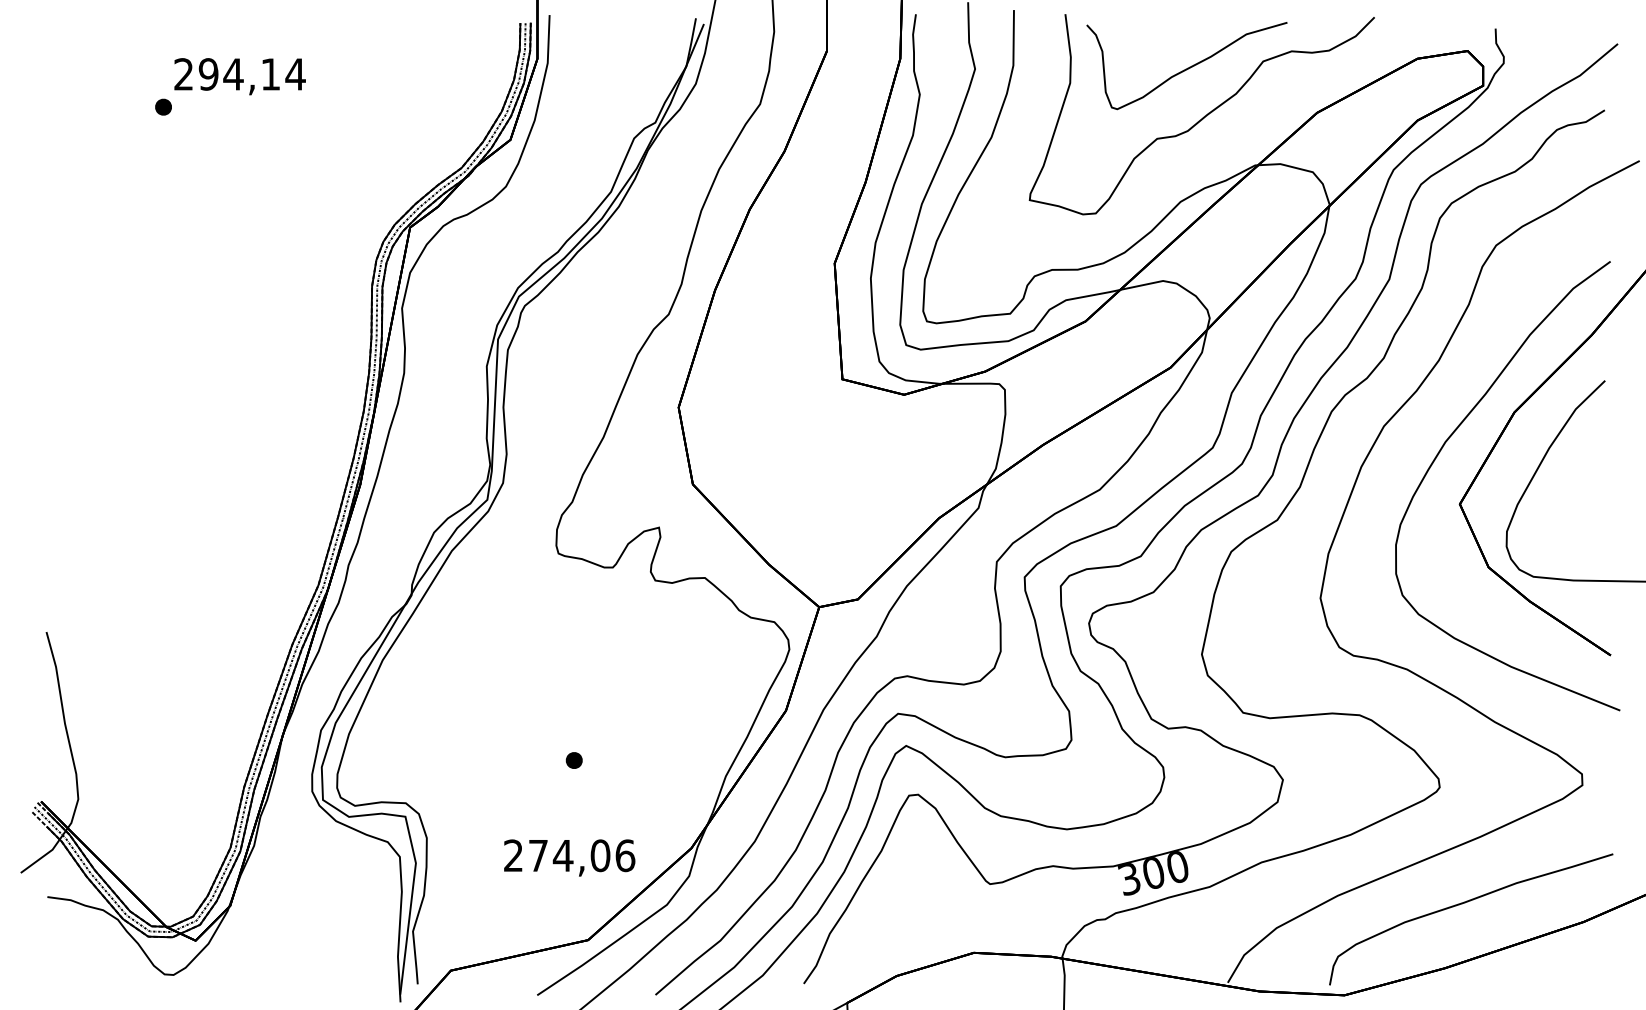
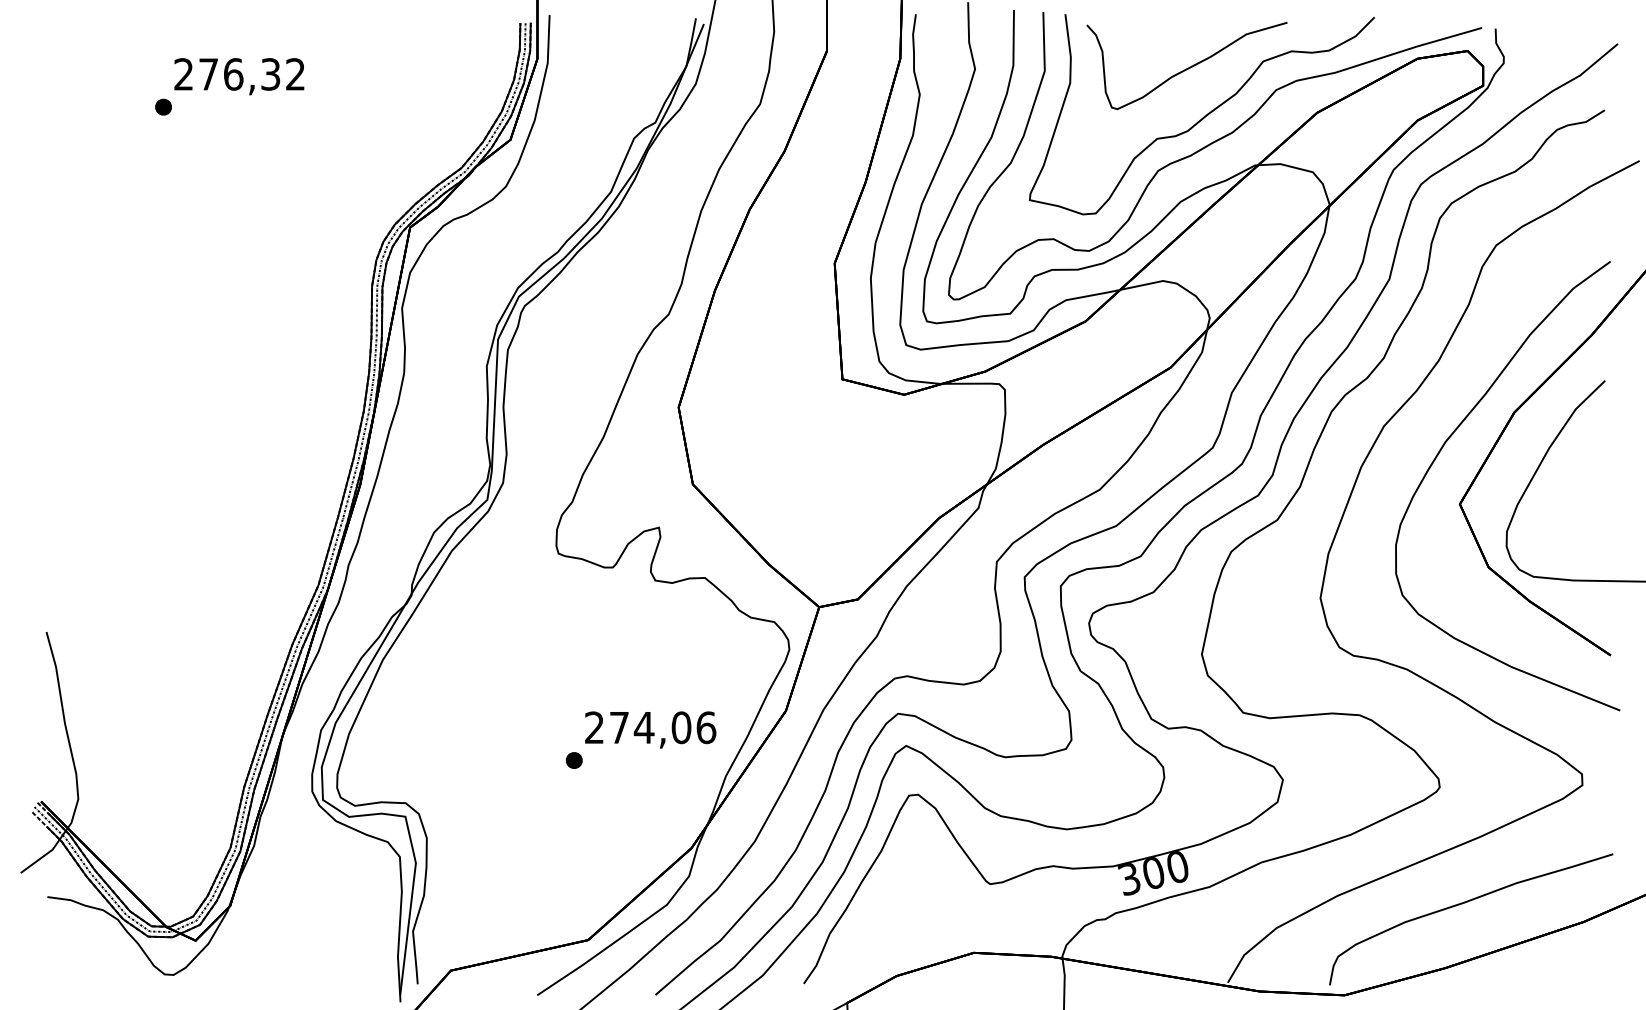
text: 294,14 -> 276,32 (251, 74)
curve: none -> present (1210, 145)
text position: (569, 857) -> (650, 729) (650, 729)
